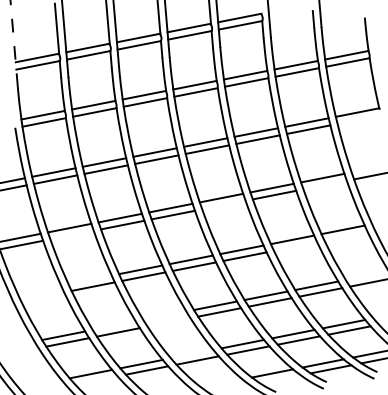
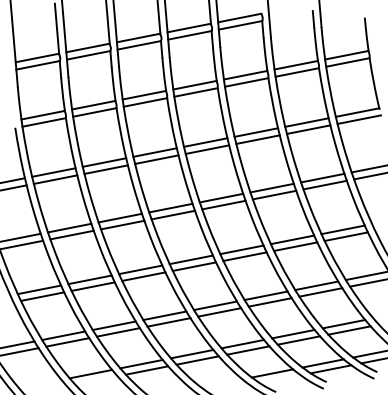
line: dashed -> solid (14, 43)
line: none -> present (359, 119)
line: none -> present (367, 169)
line: none -> present (324, 184)
line: none -> present (223, 204)
line: none -> present (71, 234)
line: none -> present (345, 236)
line: none -> present (295, 246)
line: none -> present (364, 276)
line: none -> present (89, 279)
line: none -> present (39, 289)
line: none -> present (42, 296)
line: none -> present (164, 315)
line: none -> present (168, 322)
line: none -> present (113, 325)
line: none -> present (18, 344)
line: none -> present (20, 351)
line: none -> present (191, 353)
